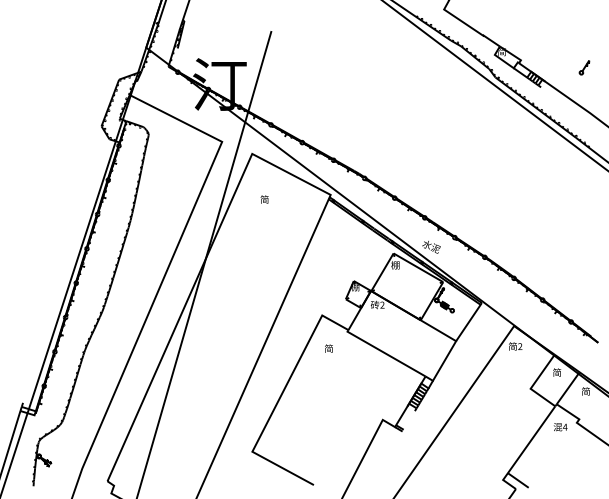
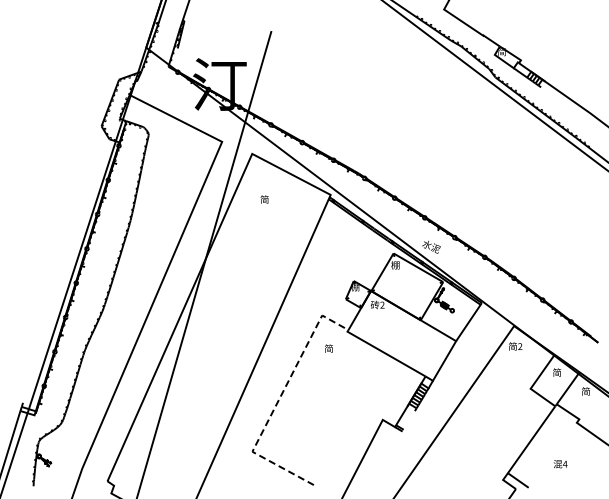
part: present -> none (584, 67)
line: solid -> dashed (278, 400)
text position: (560, 427) -> (560, 464) (560, 464)
